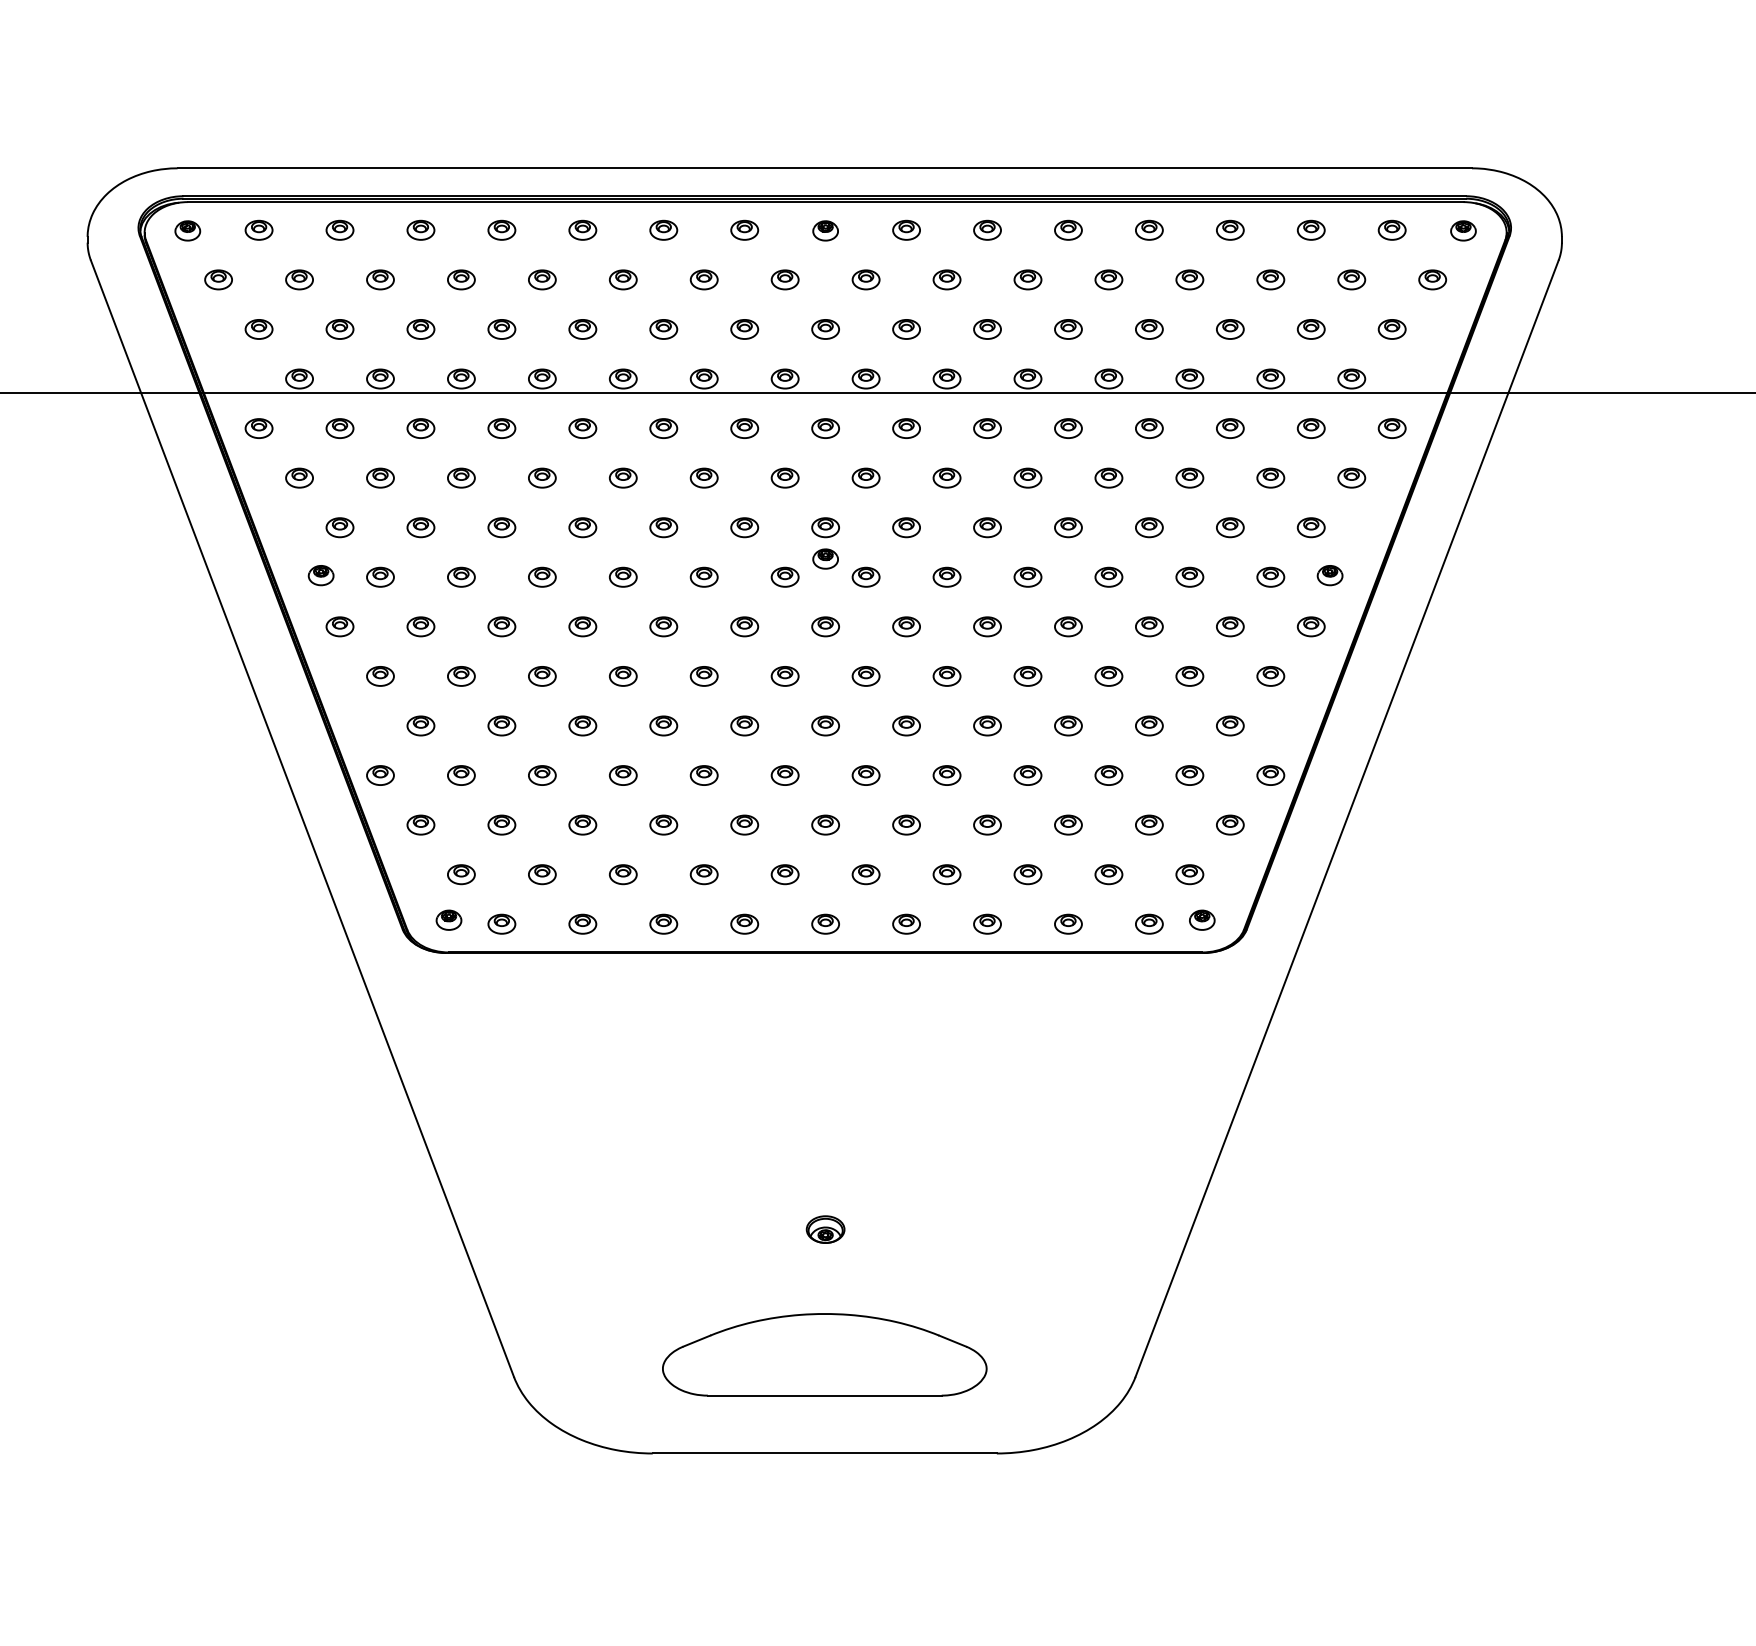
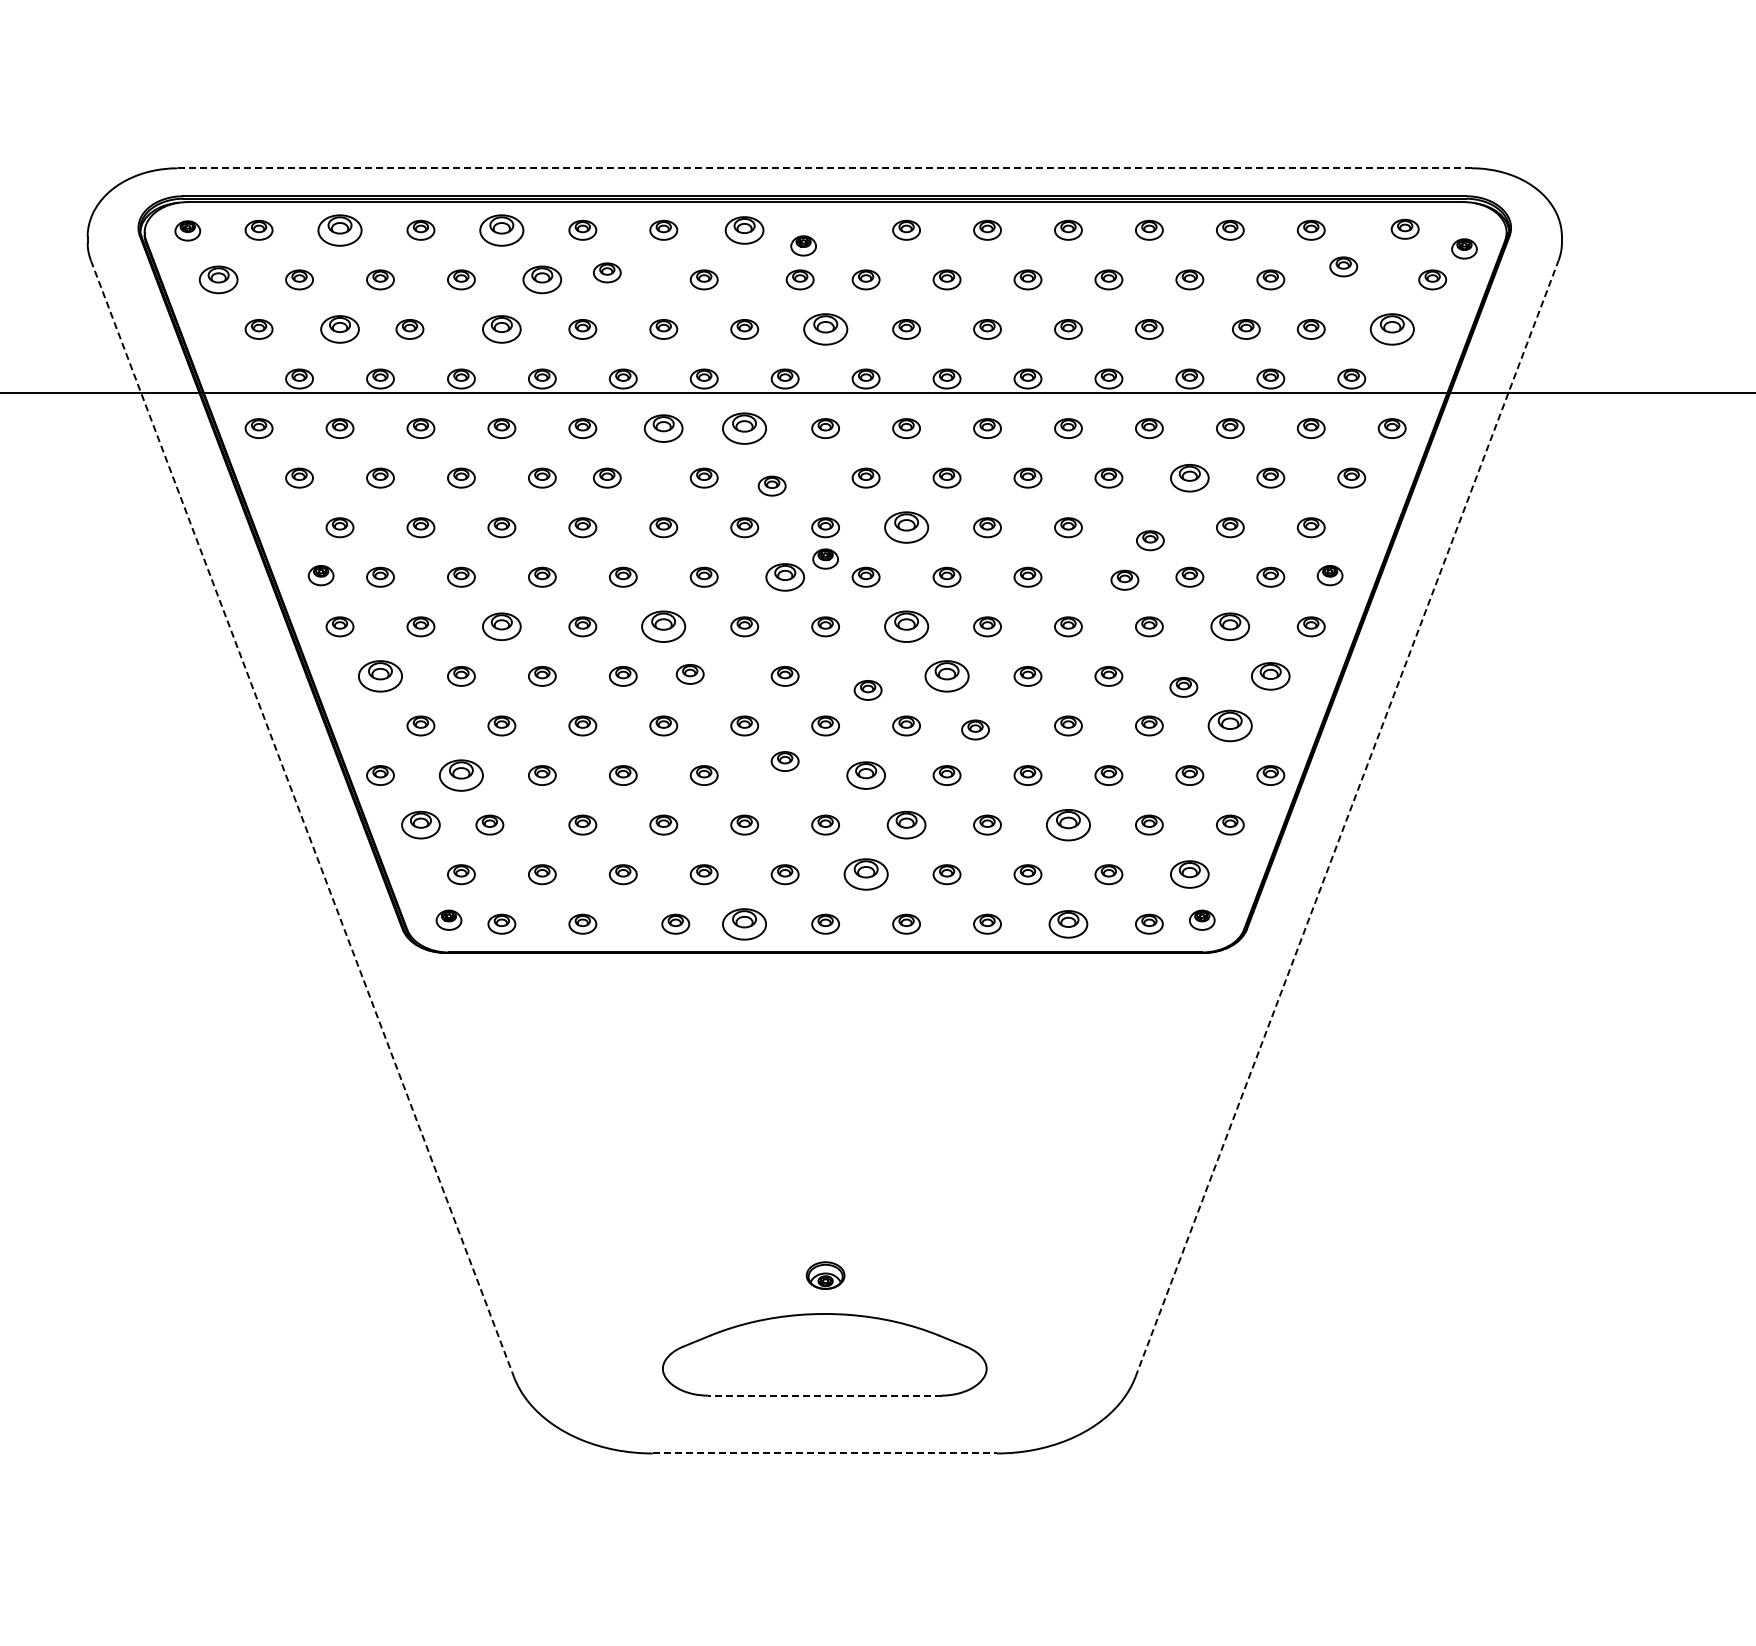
line: solid -> dashed (825, 168)
part size: 30x22 px -> 46x33 px (339, 230)
part size: 30x22 px -> 46x33 px (501, 230)
part size: 30x22 px -> 41x29 px (744, 230)
part position: (1391, 229) -> (1404, 228) (1404, 228)
part position: (825, 230) -> (803, 245) (803, 245)
part position: (1463, 230) -> (1464, 248) (1464, 248)
part size: 29x22 px -> 41x30 px (218, 279)
part size: 29x22 px -> 41x30 px (542, 279)
part position: (623, 279) -> (607, 272) (607, 272)
part position: (784, 279) -> (799, 279) (799, 279)
part position: (1351, 279) -> (1343, 266) (1343, 266)
part size: 30x21 px -> 40x29 px (339, 329)
part position: (420, 329) -> (409, 329) (409, 329)
part size: 30x21 px -> 40x29 px (501, 329)
part size: 29x21 px -> 46x33 px (825, 329)
part position: (1230, 329) -> (1246, 329) (1246, 329)
part size: 30x21 px -> 46x33 px (1391, 329)
part size: 30x21 px -> 41x29 px (663, 428)
part size: 30x21 px -> 45x33 px (744, 428)
part position: (623, 477) -> (607, 477) (607, 477)
part position: (784, 477) -> (771, 485) (771, 485)
part size: 30x22 px -> 40x29 px (1189, 478)
part size: 29x22 px -> 46x33 px (906, 527)
part position: (1149, 527) -> (1150, 540) (1150, 540)
part size: 30x22 px -> 40x29 px (784, 577)
part position: (1108, 576) -> (1124, 579) (1124, 579)
part size: 30x22 px -> 40x29 px (501, 626)
part size: 30x22 px -> 46x33 px (663, 626)
part size: 29x22 px -> 46x33 px (906, 626)
part size: 29x22 px -> 40x29 px (1229, 626)
part size: 29x21 px -> 45x33 px (380, 676)
part position: (703, 676) -> (689, 674) (689, 674)
part position: (865, 676) -> (867, 690) (867, 690)
part size: 30x21 px -> 46x33 px (946, 676)
part position: (1189, 676) -> (1183, 687) (1183, 687)
part size: 30x21 px -> 40x29 px (1270, 676)
part position: (987, 725) -> (975, 729) (975, 729)
part size: 29x22 px -> 46x34 px (1229, 725)
part size: 29x21 px -> 46x33 px (460, 775)
part position: (784, 775) -> (784, 761) (784, 761)
part size: 30x21 px -> 40x29 px (865, 775)
line: solid -> dashed (302, 818)
line: solid -> dashed (1347, 818)
part size: 30x22 px -> 40x30 px (420, 824)
part position: (501, 824) -> (489, 824) (489, 824)
part size: 29x22 px -> 41x30 px (906, 824)
part size: 29x22 px -> 45x33 px (1068, 825)
part size: 30x22 px -> 46x33 px (865, 874)
part size: 30x22 px -> 40x29 px (1189, 874)
part position: (663, 923) -> (675, 923) (675, 923)
part size: 30x22 px -> 45x33 px (744, 924)
part size: 29x22 px -> 41x29 px (1068, 924)
part position: (825, 1229) -> (825, 1275) (825, 1275)
line: solid -> dashed (824, 1395)
line: solid -> dashed (825, 1453)
